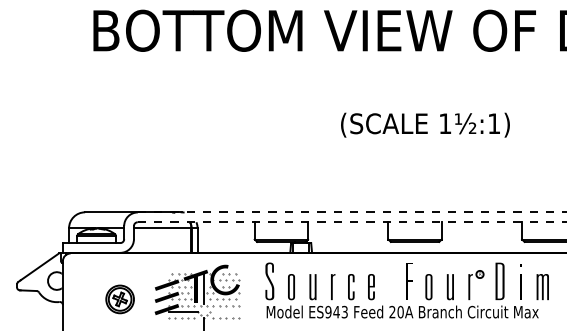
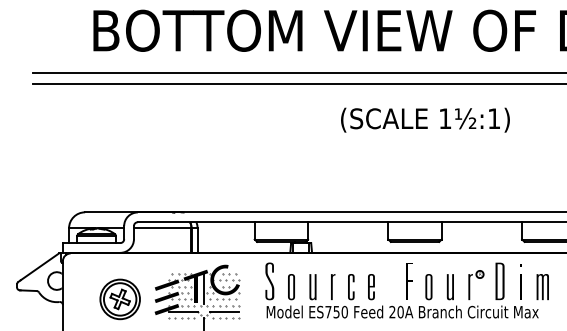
line: none -> present (298, 72)
line: none -> present (298, 84)
text position: (425, 124) -> (425, 119) (425, 119)
line: dashed -> solid (352, 212)
line: dashed -> solid (352, 222)
part size: 30x31 px -> 42x43 px (119, 299)
text: ES943 -> ES750 (336, 311)
line: none -> present (224, 312)
